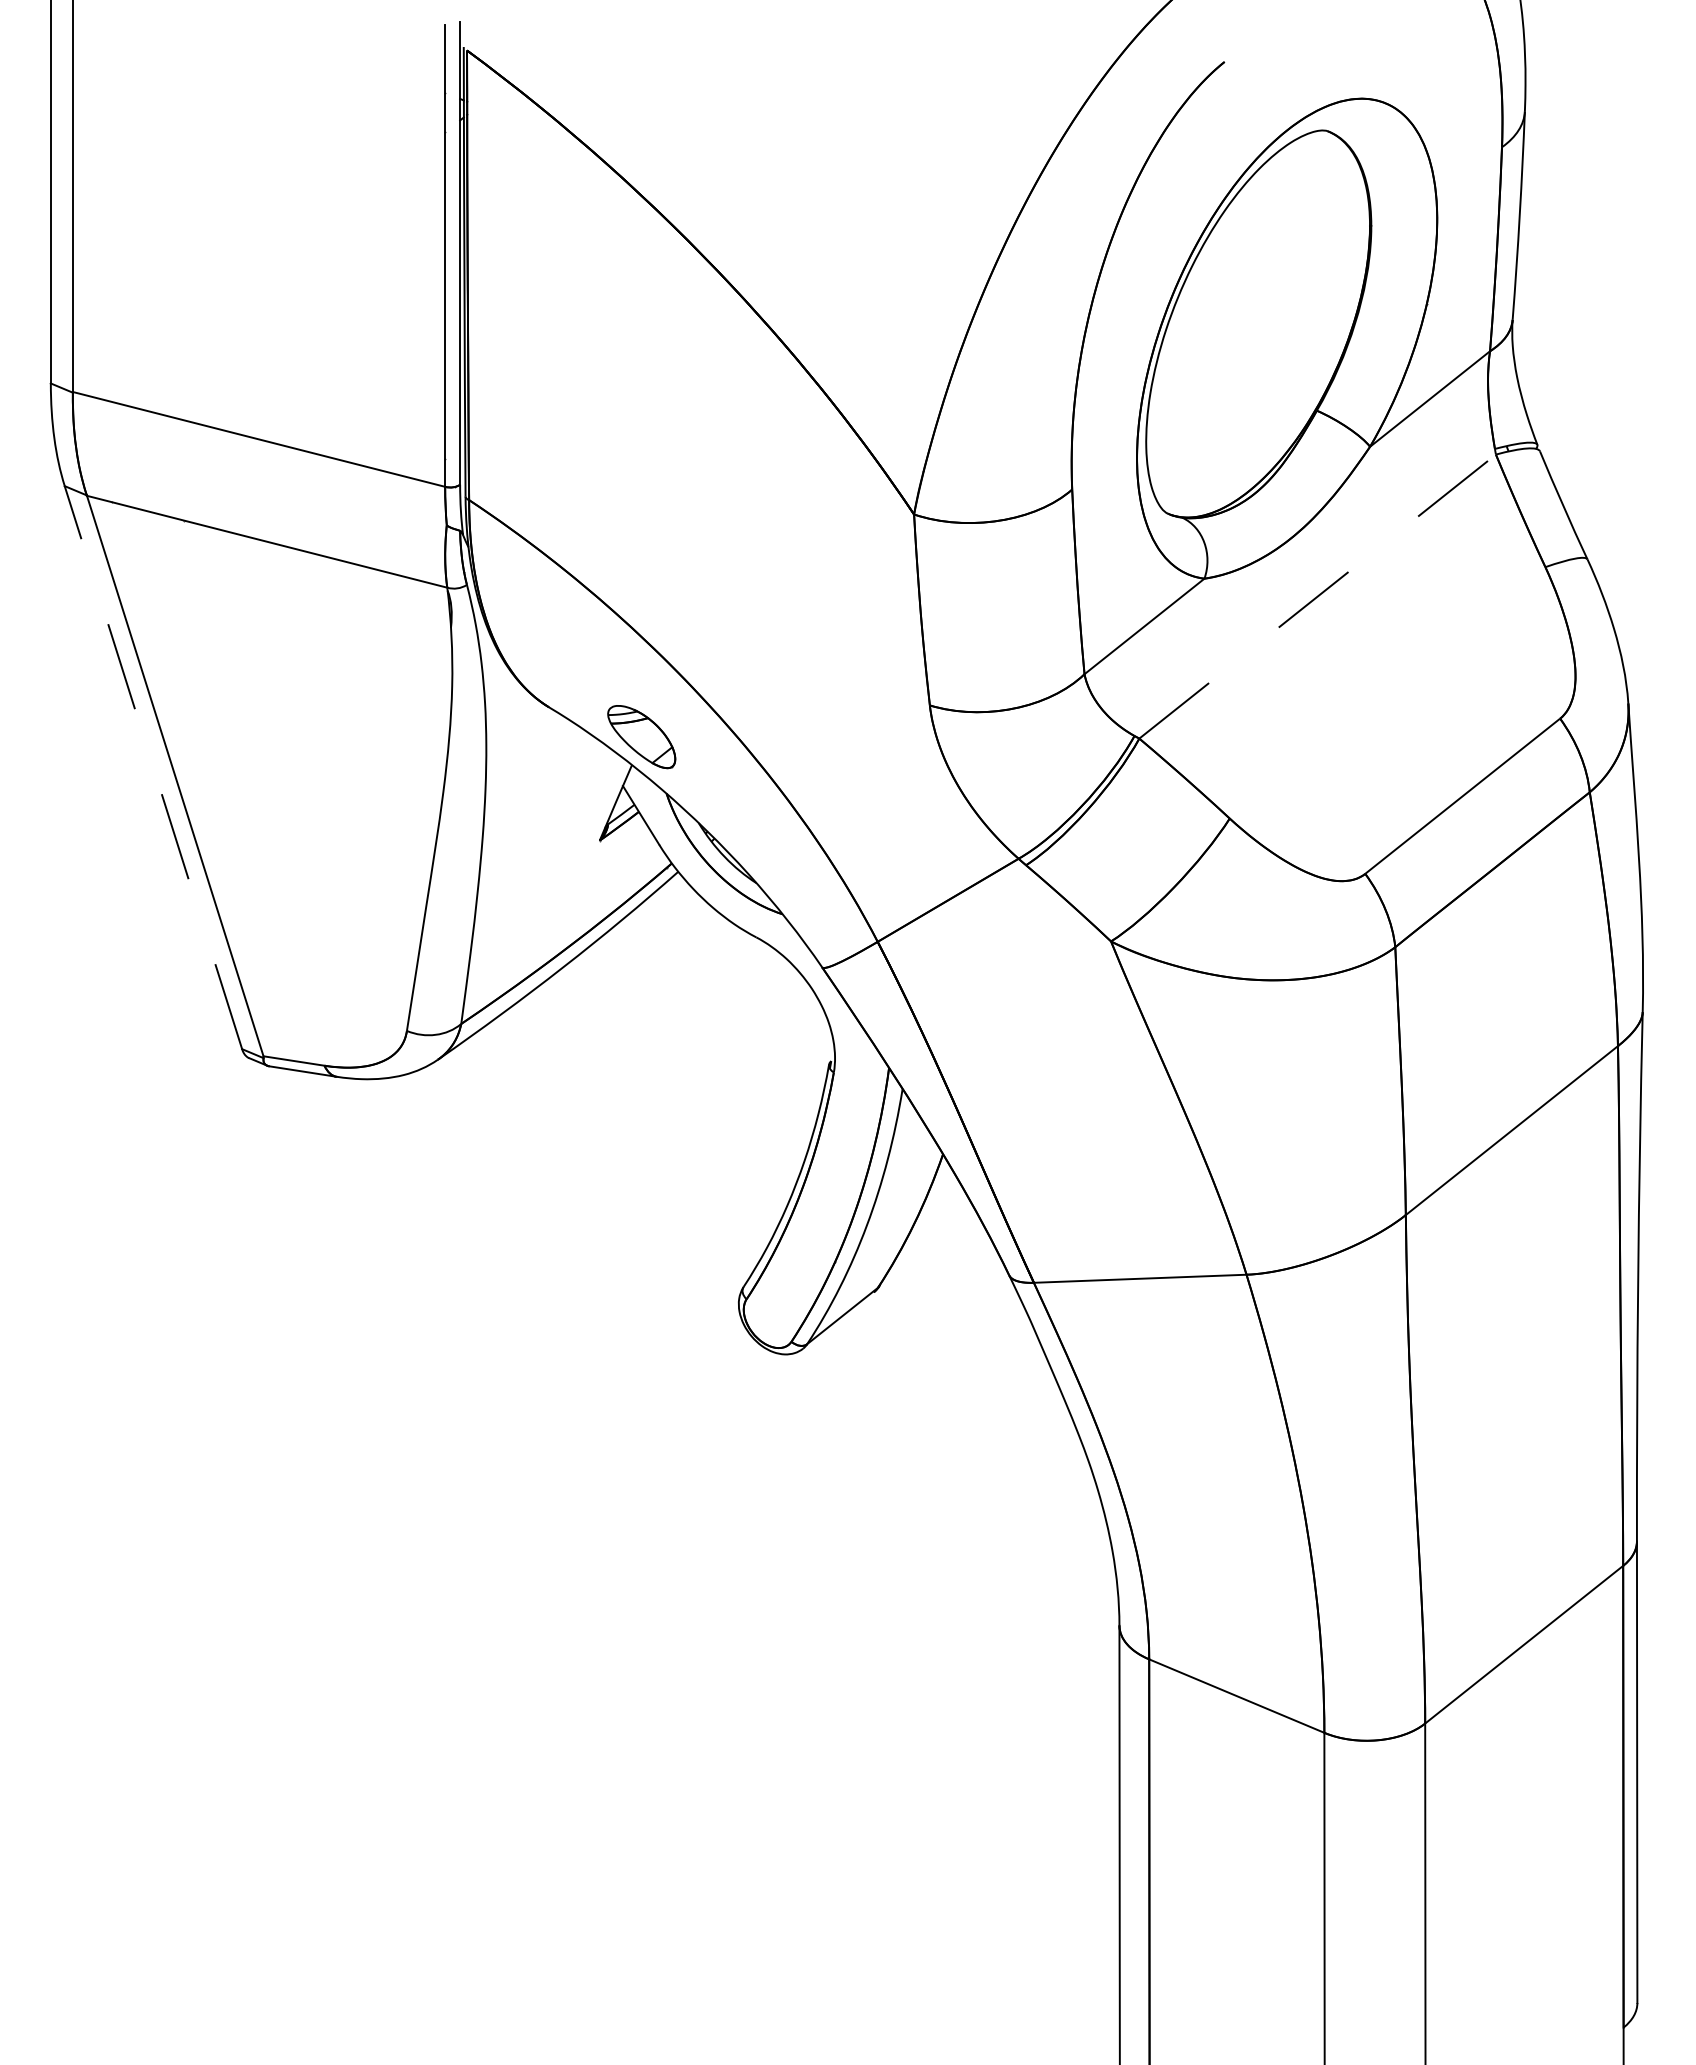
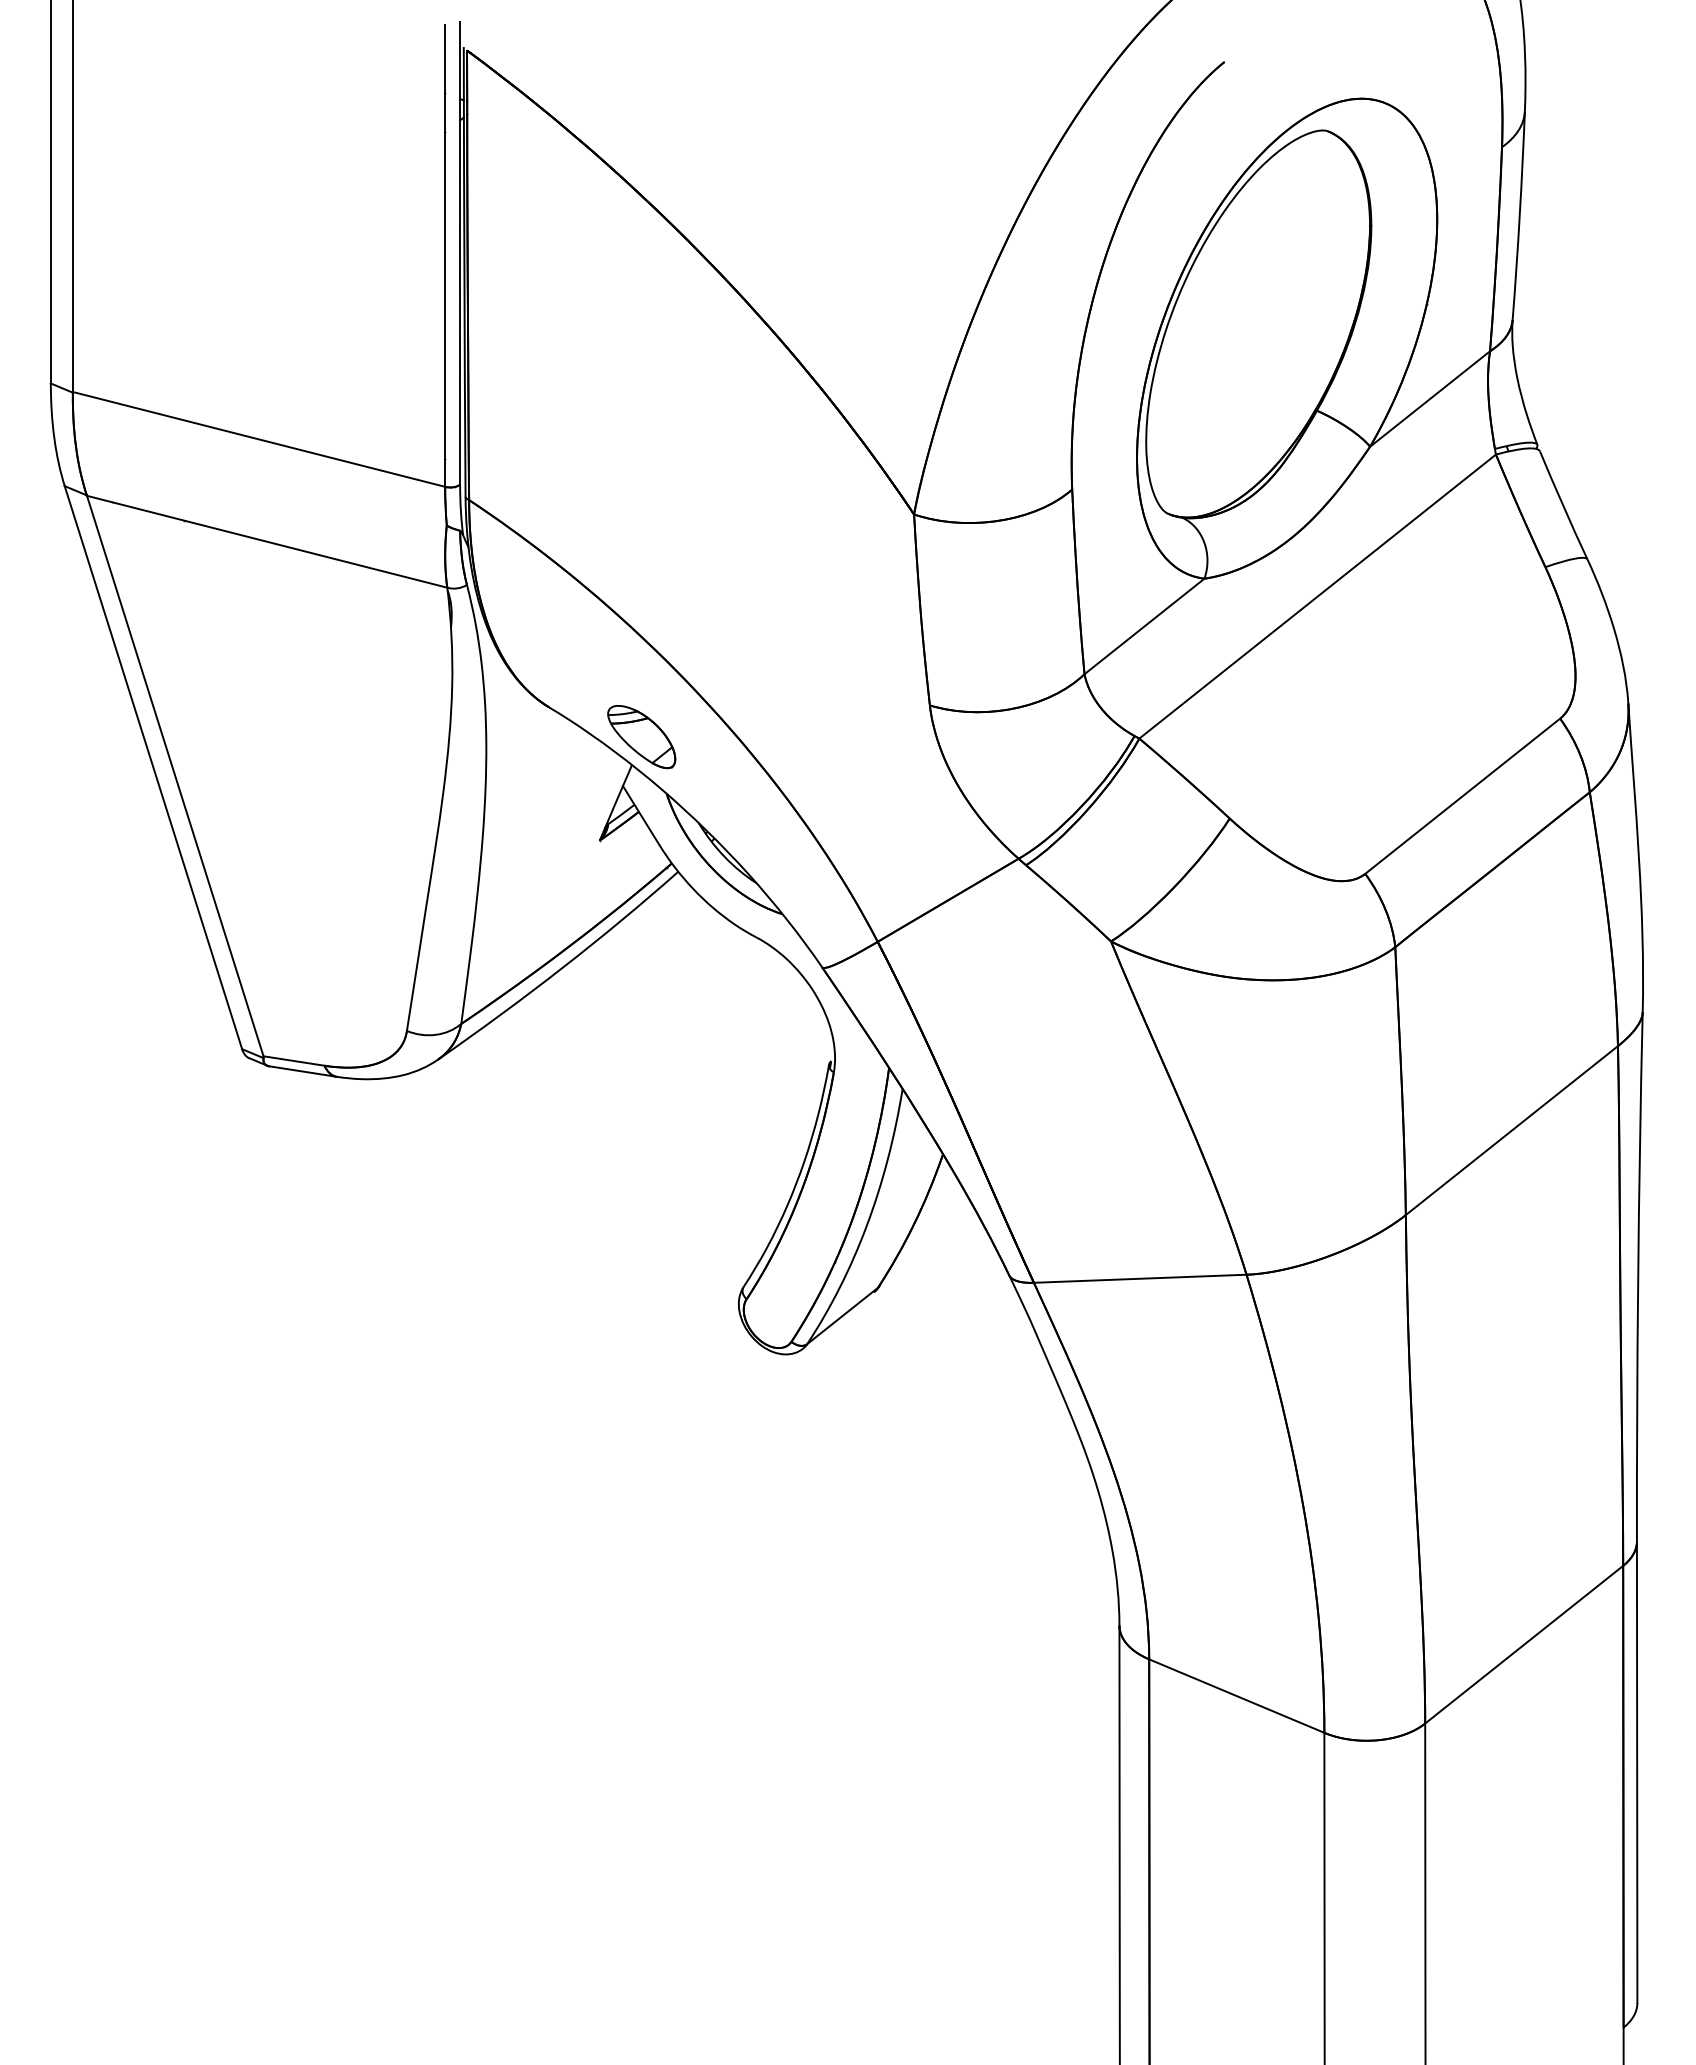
line: dashed -> solid (1317, 596)
line: dashed -> solid (153, 767)
